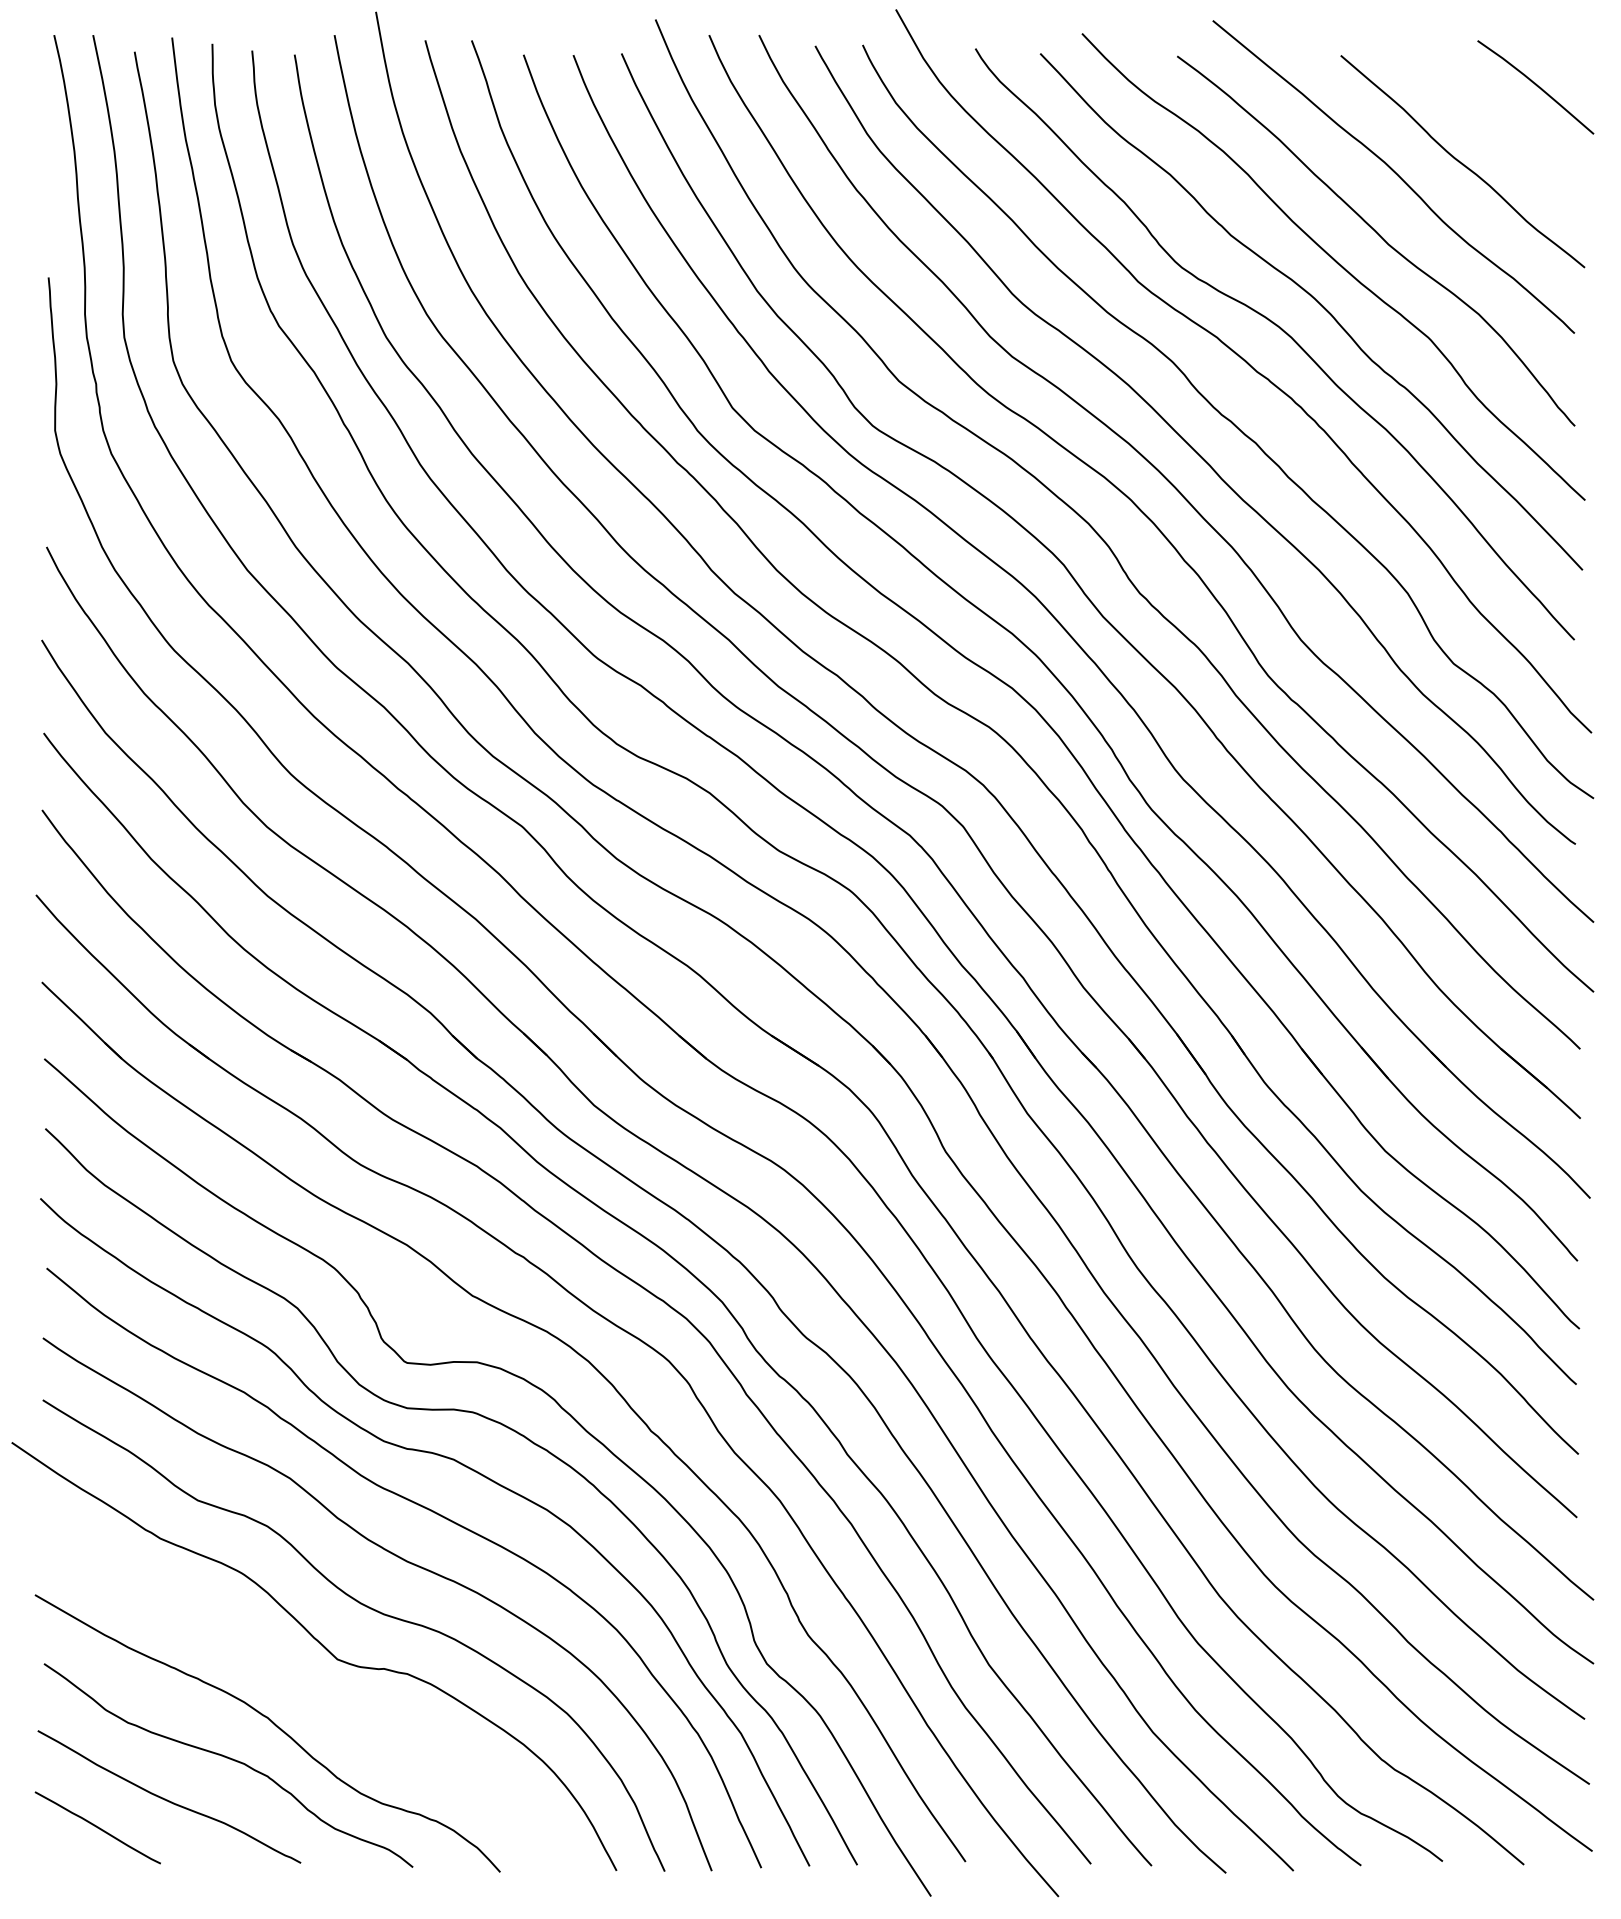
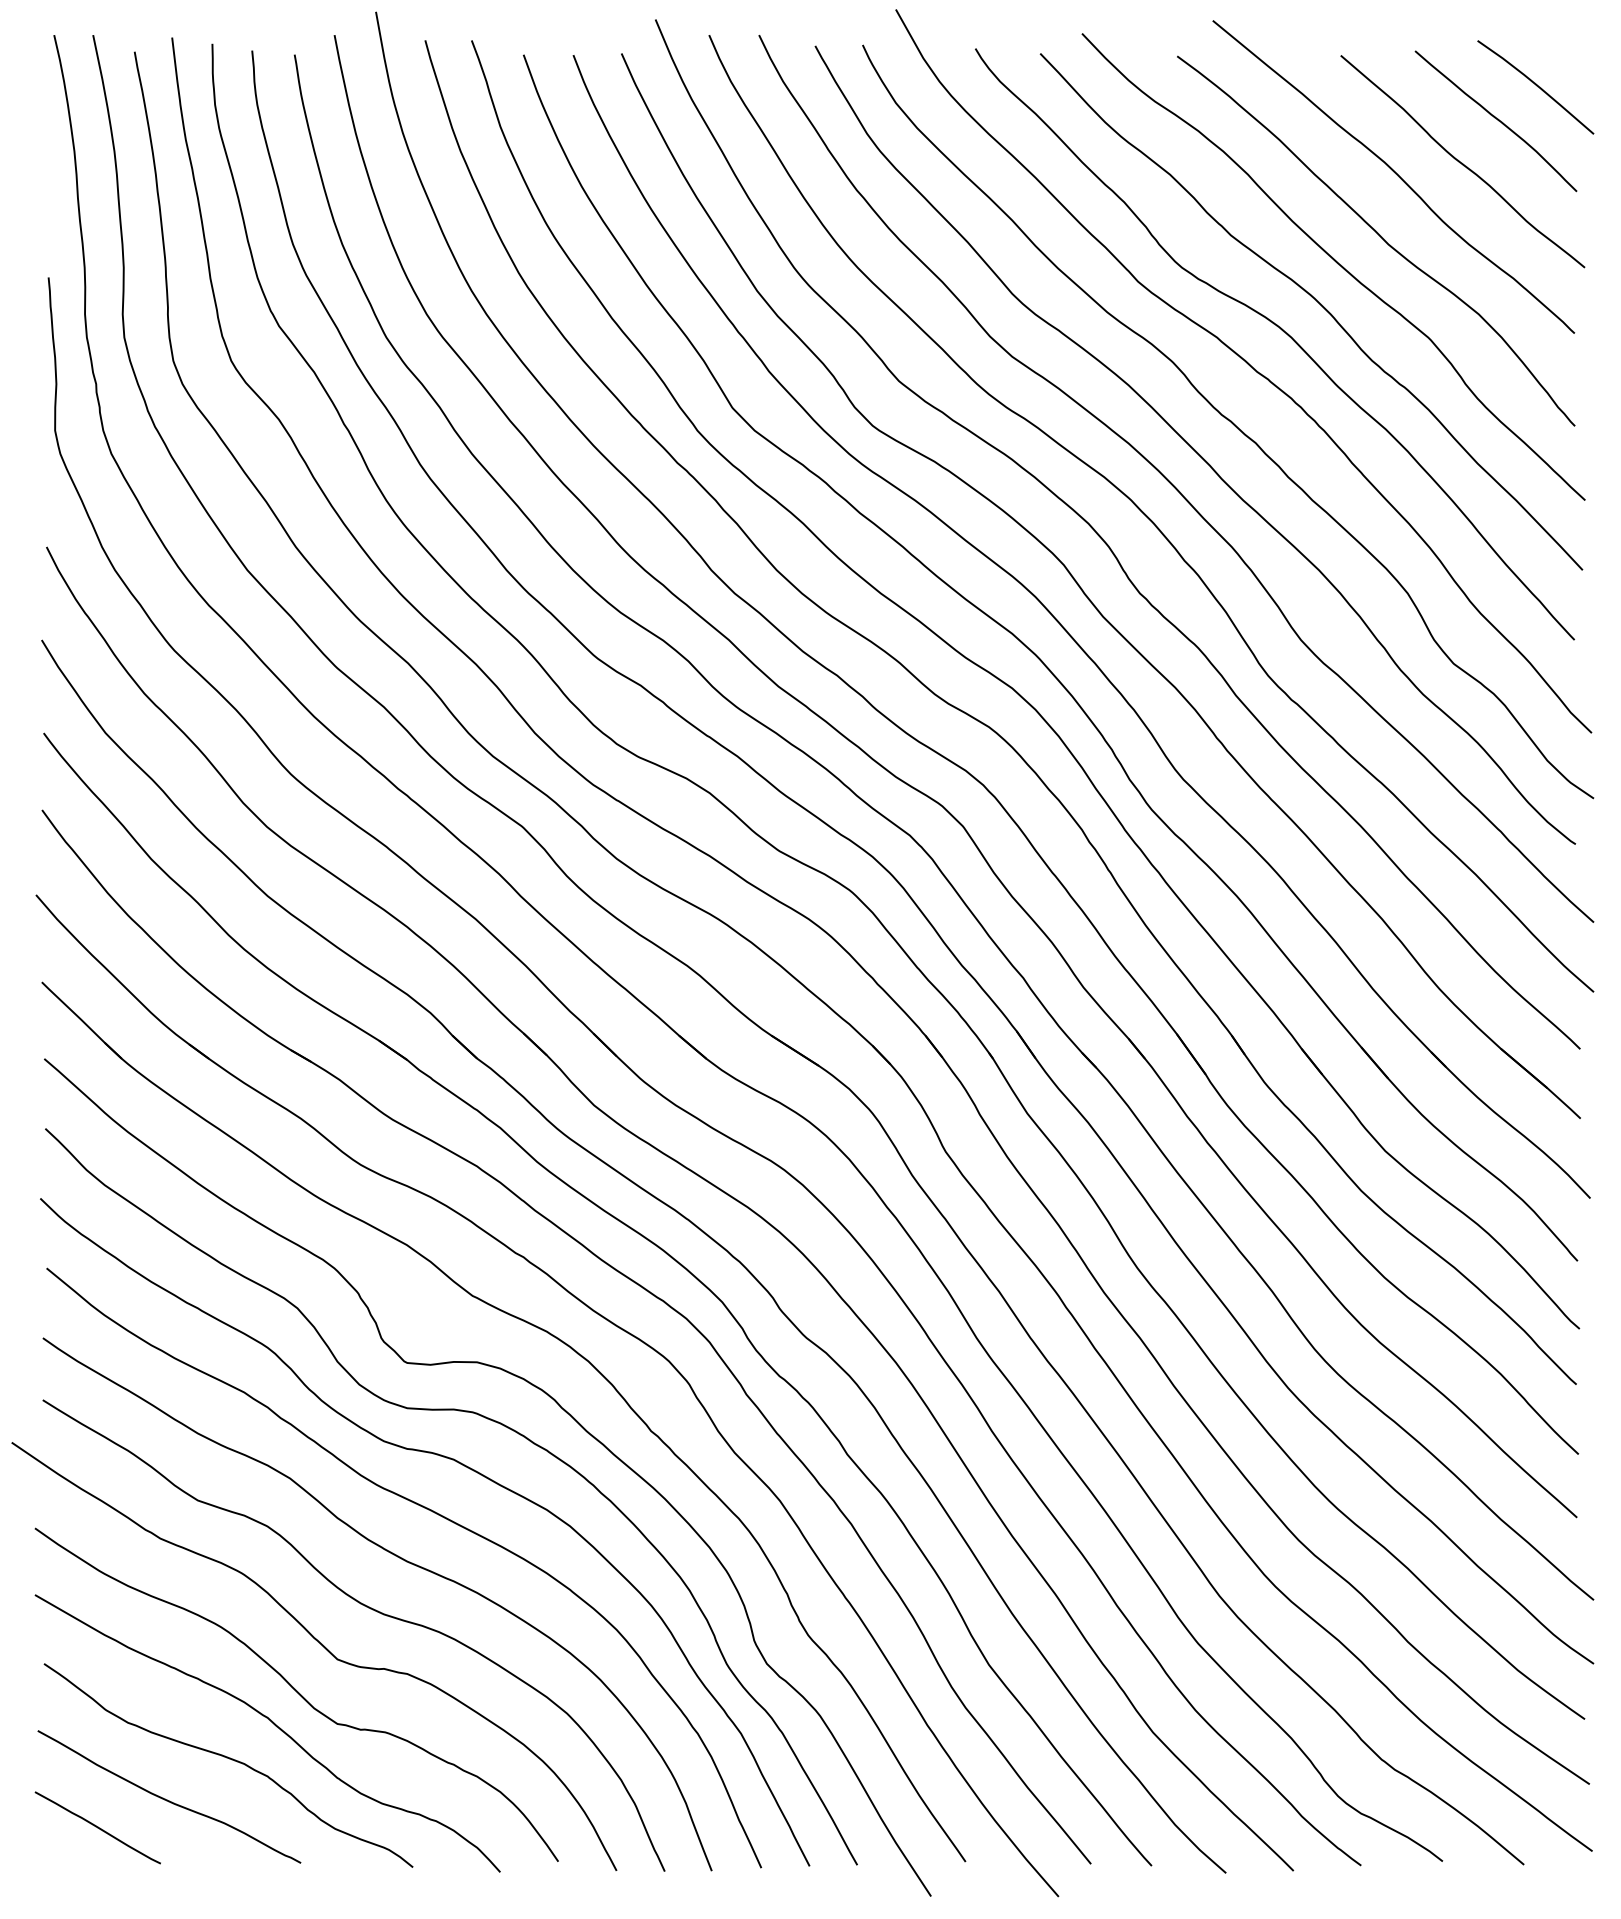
curve: none -> present (1496, 119)
curve: none -> present (297, 1693)
